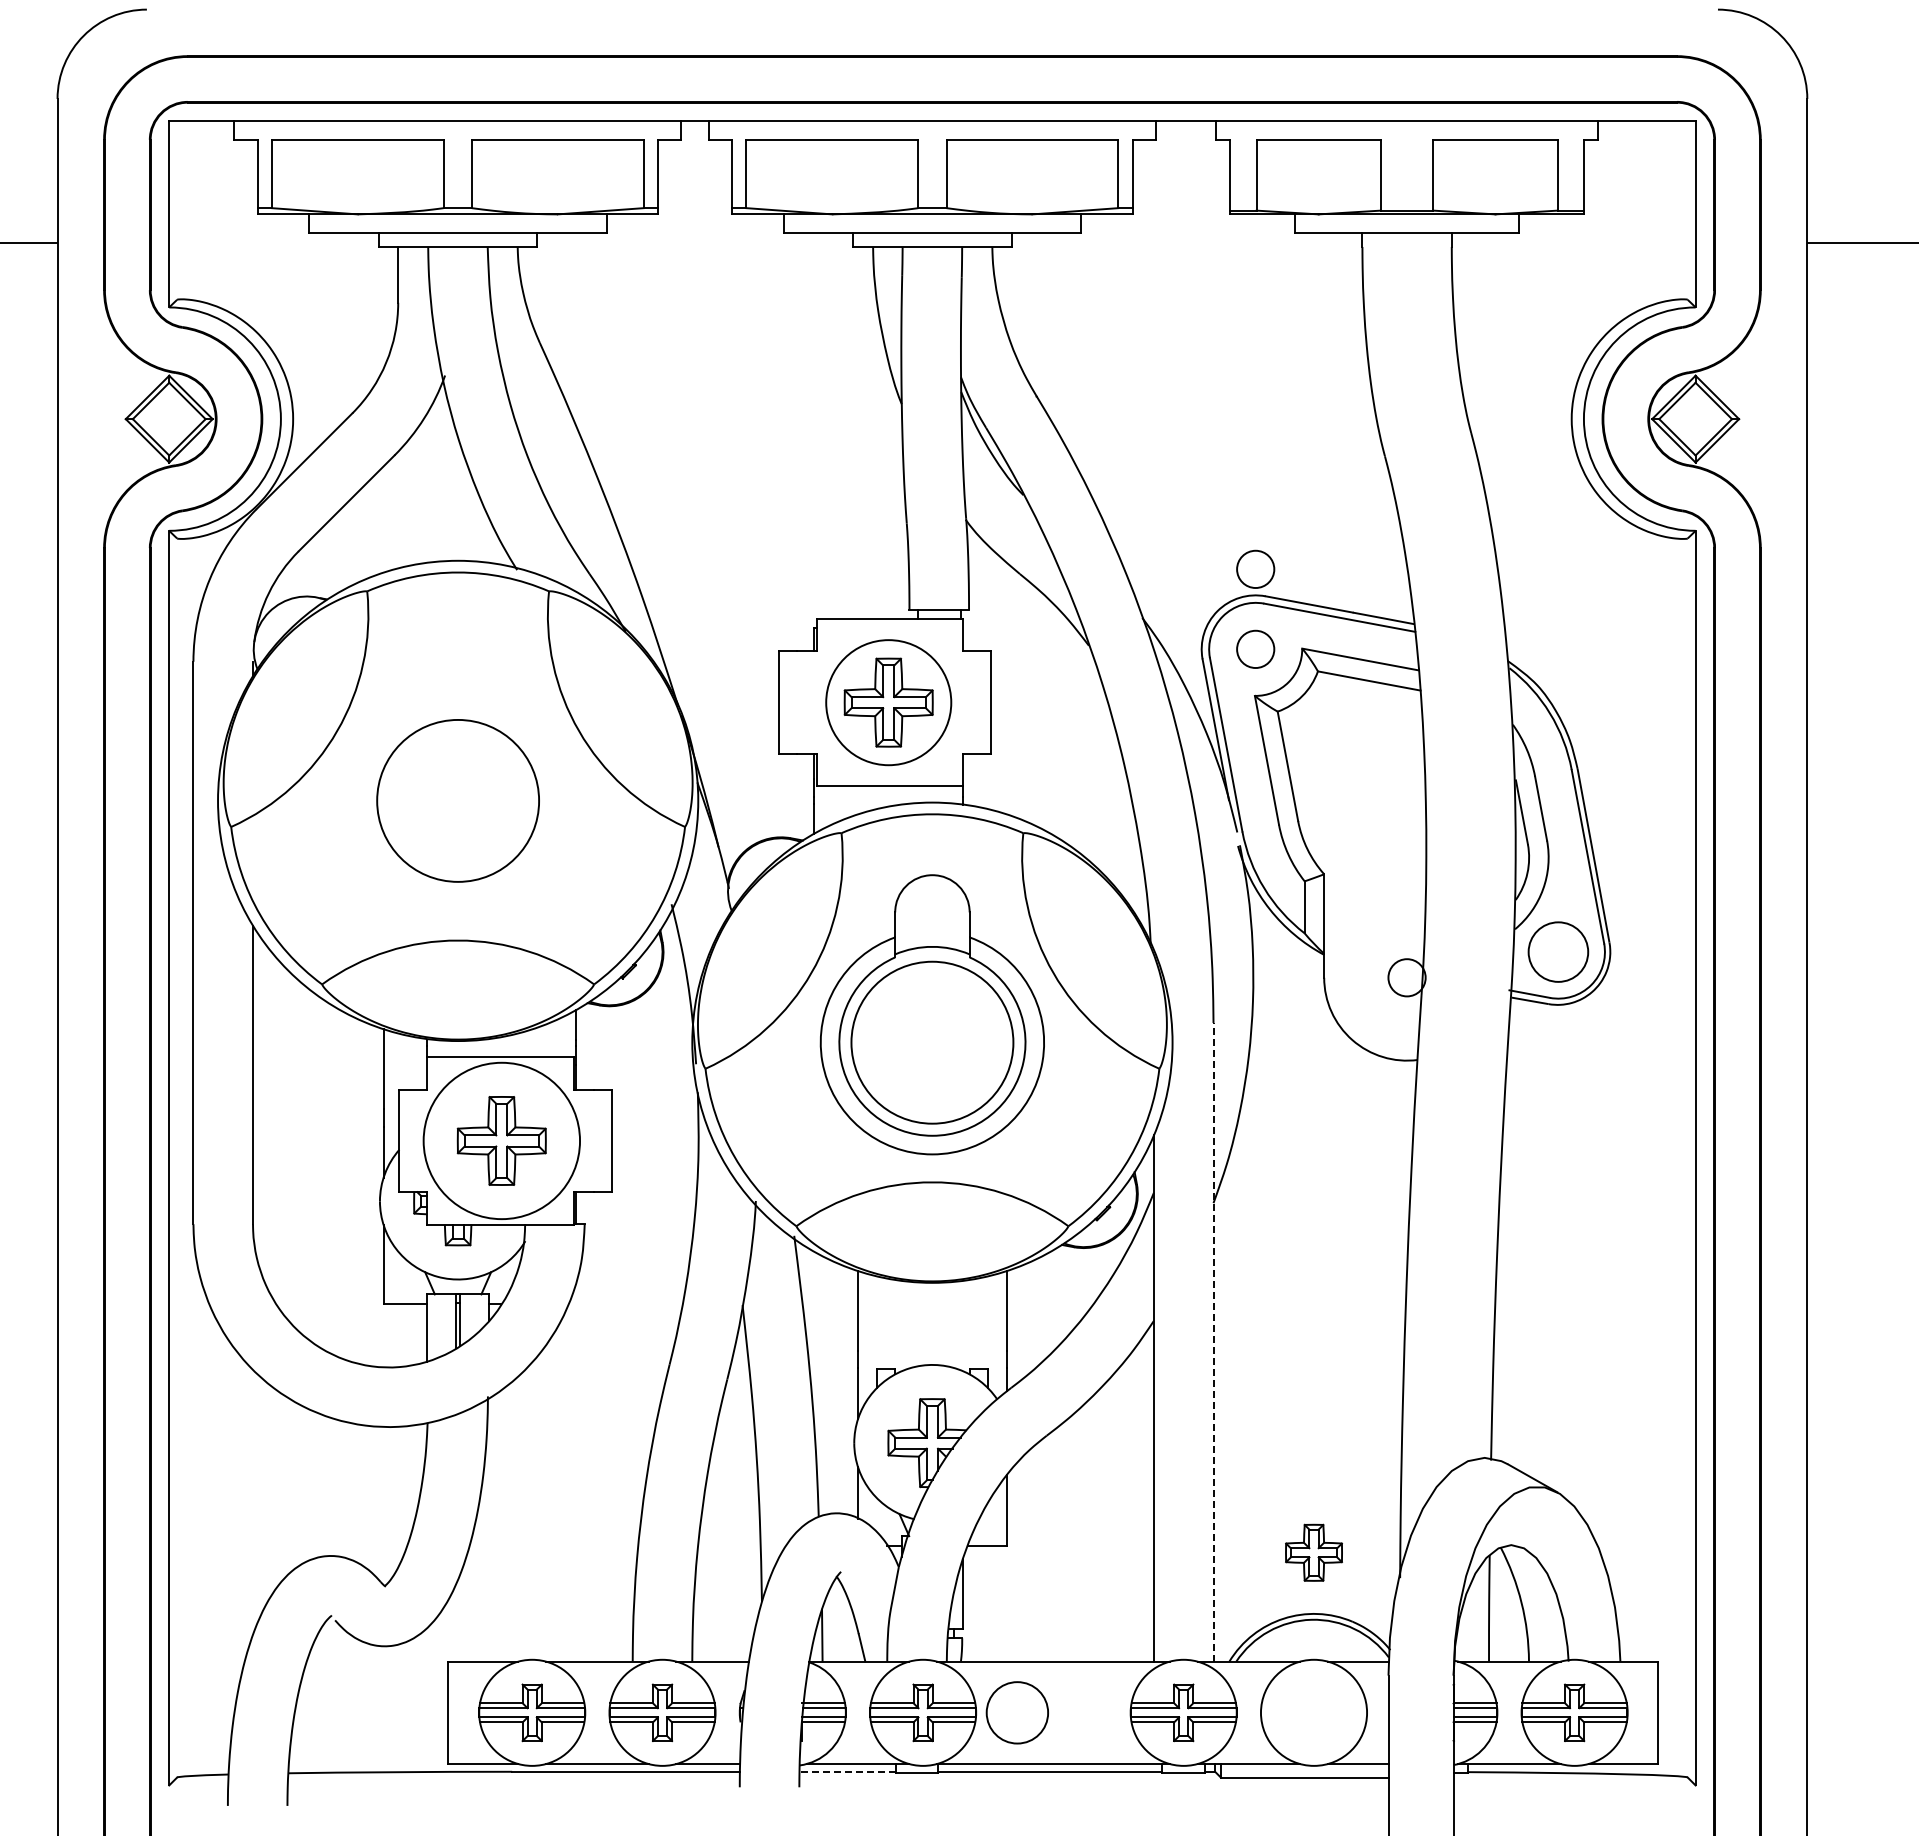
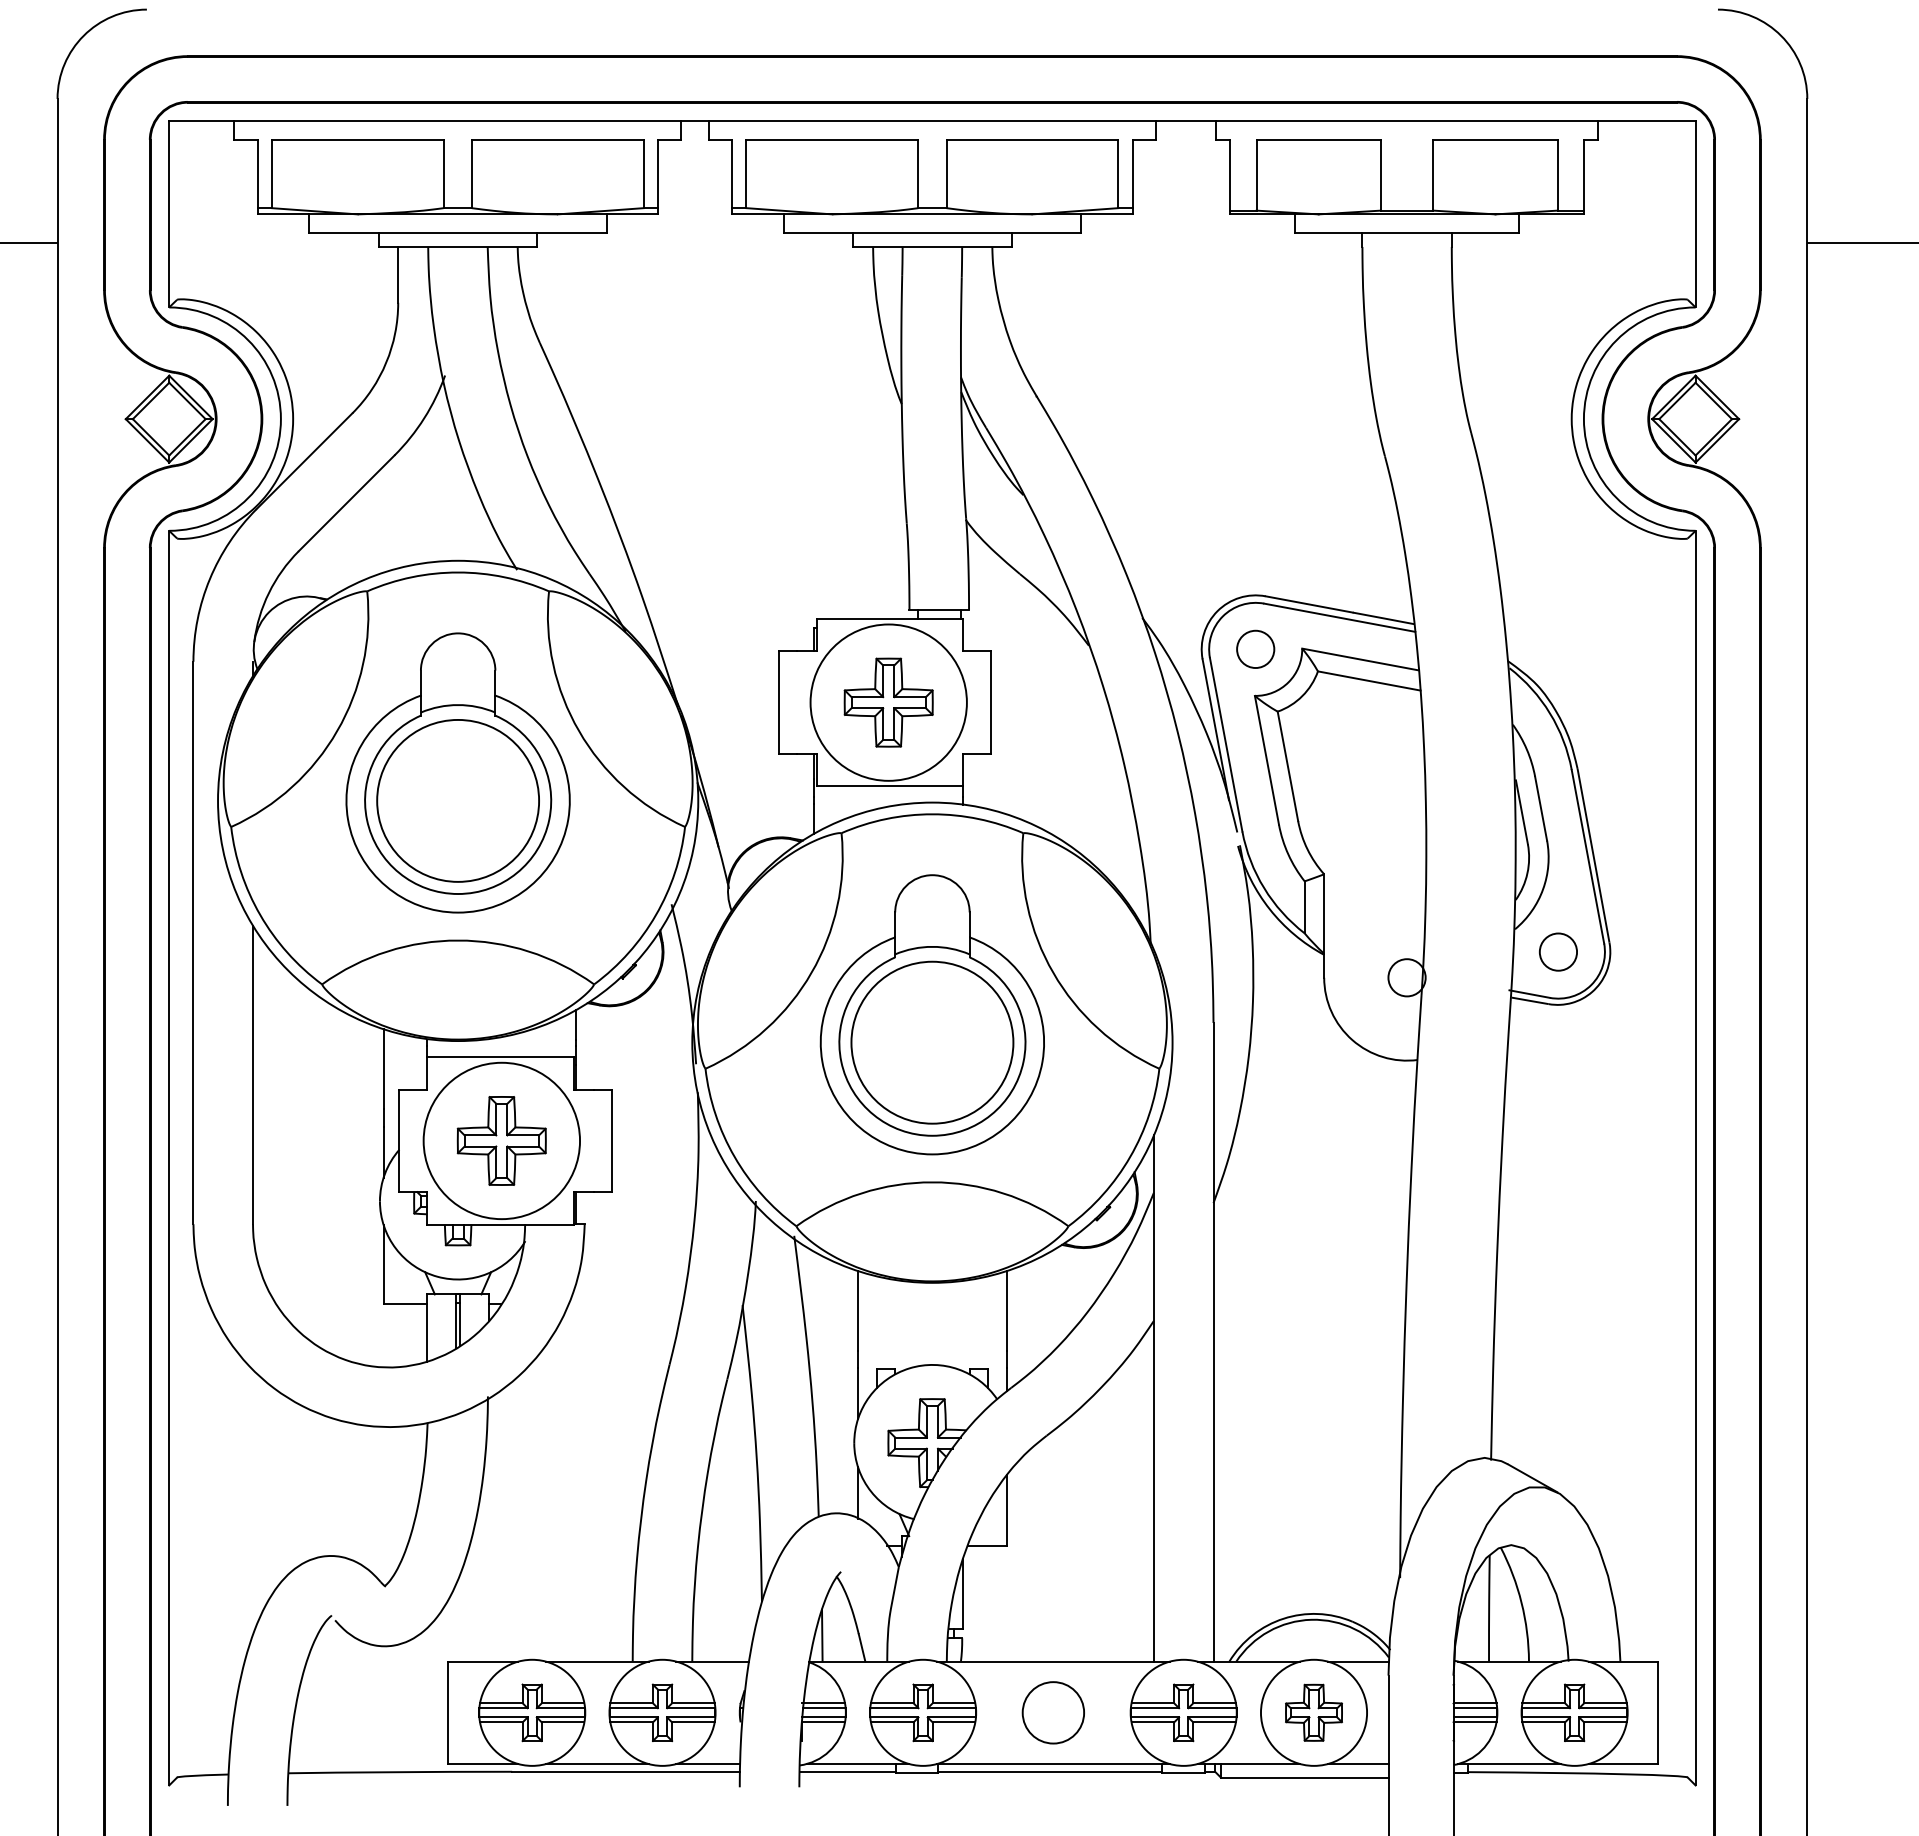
circle: present -> none (1255, 568)
circle diameter: 125 px -> 156 px (888, 702)
part: none -> present (457, 772)
circle diameter: 60 px -> 37 px (1558, 951)
line: dashed -> solid (1213, 1341)
part position: (1313, 1552) -> (1313, 1712) (1313, 1712)
circle position: (1016, 1712) -> (1052, 1712) (1052, 1712)
line: dashed -> solid (847, 1771)
